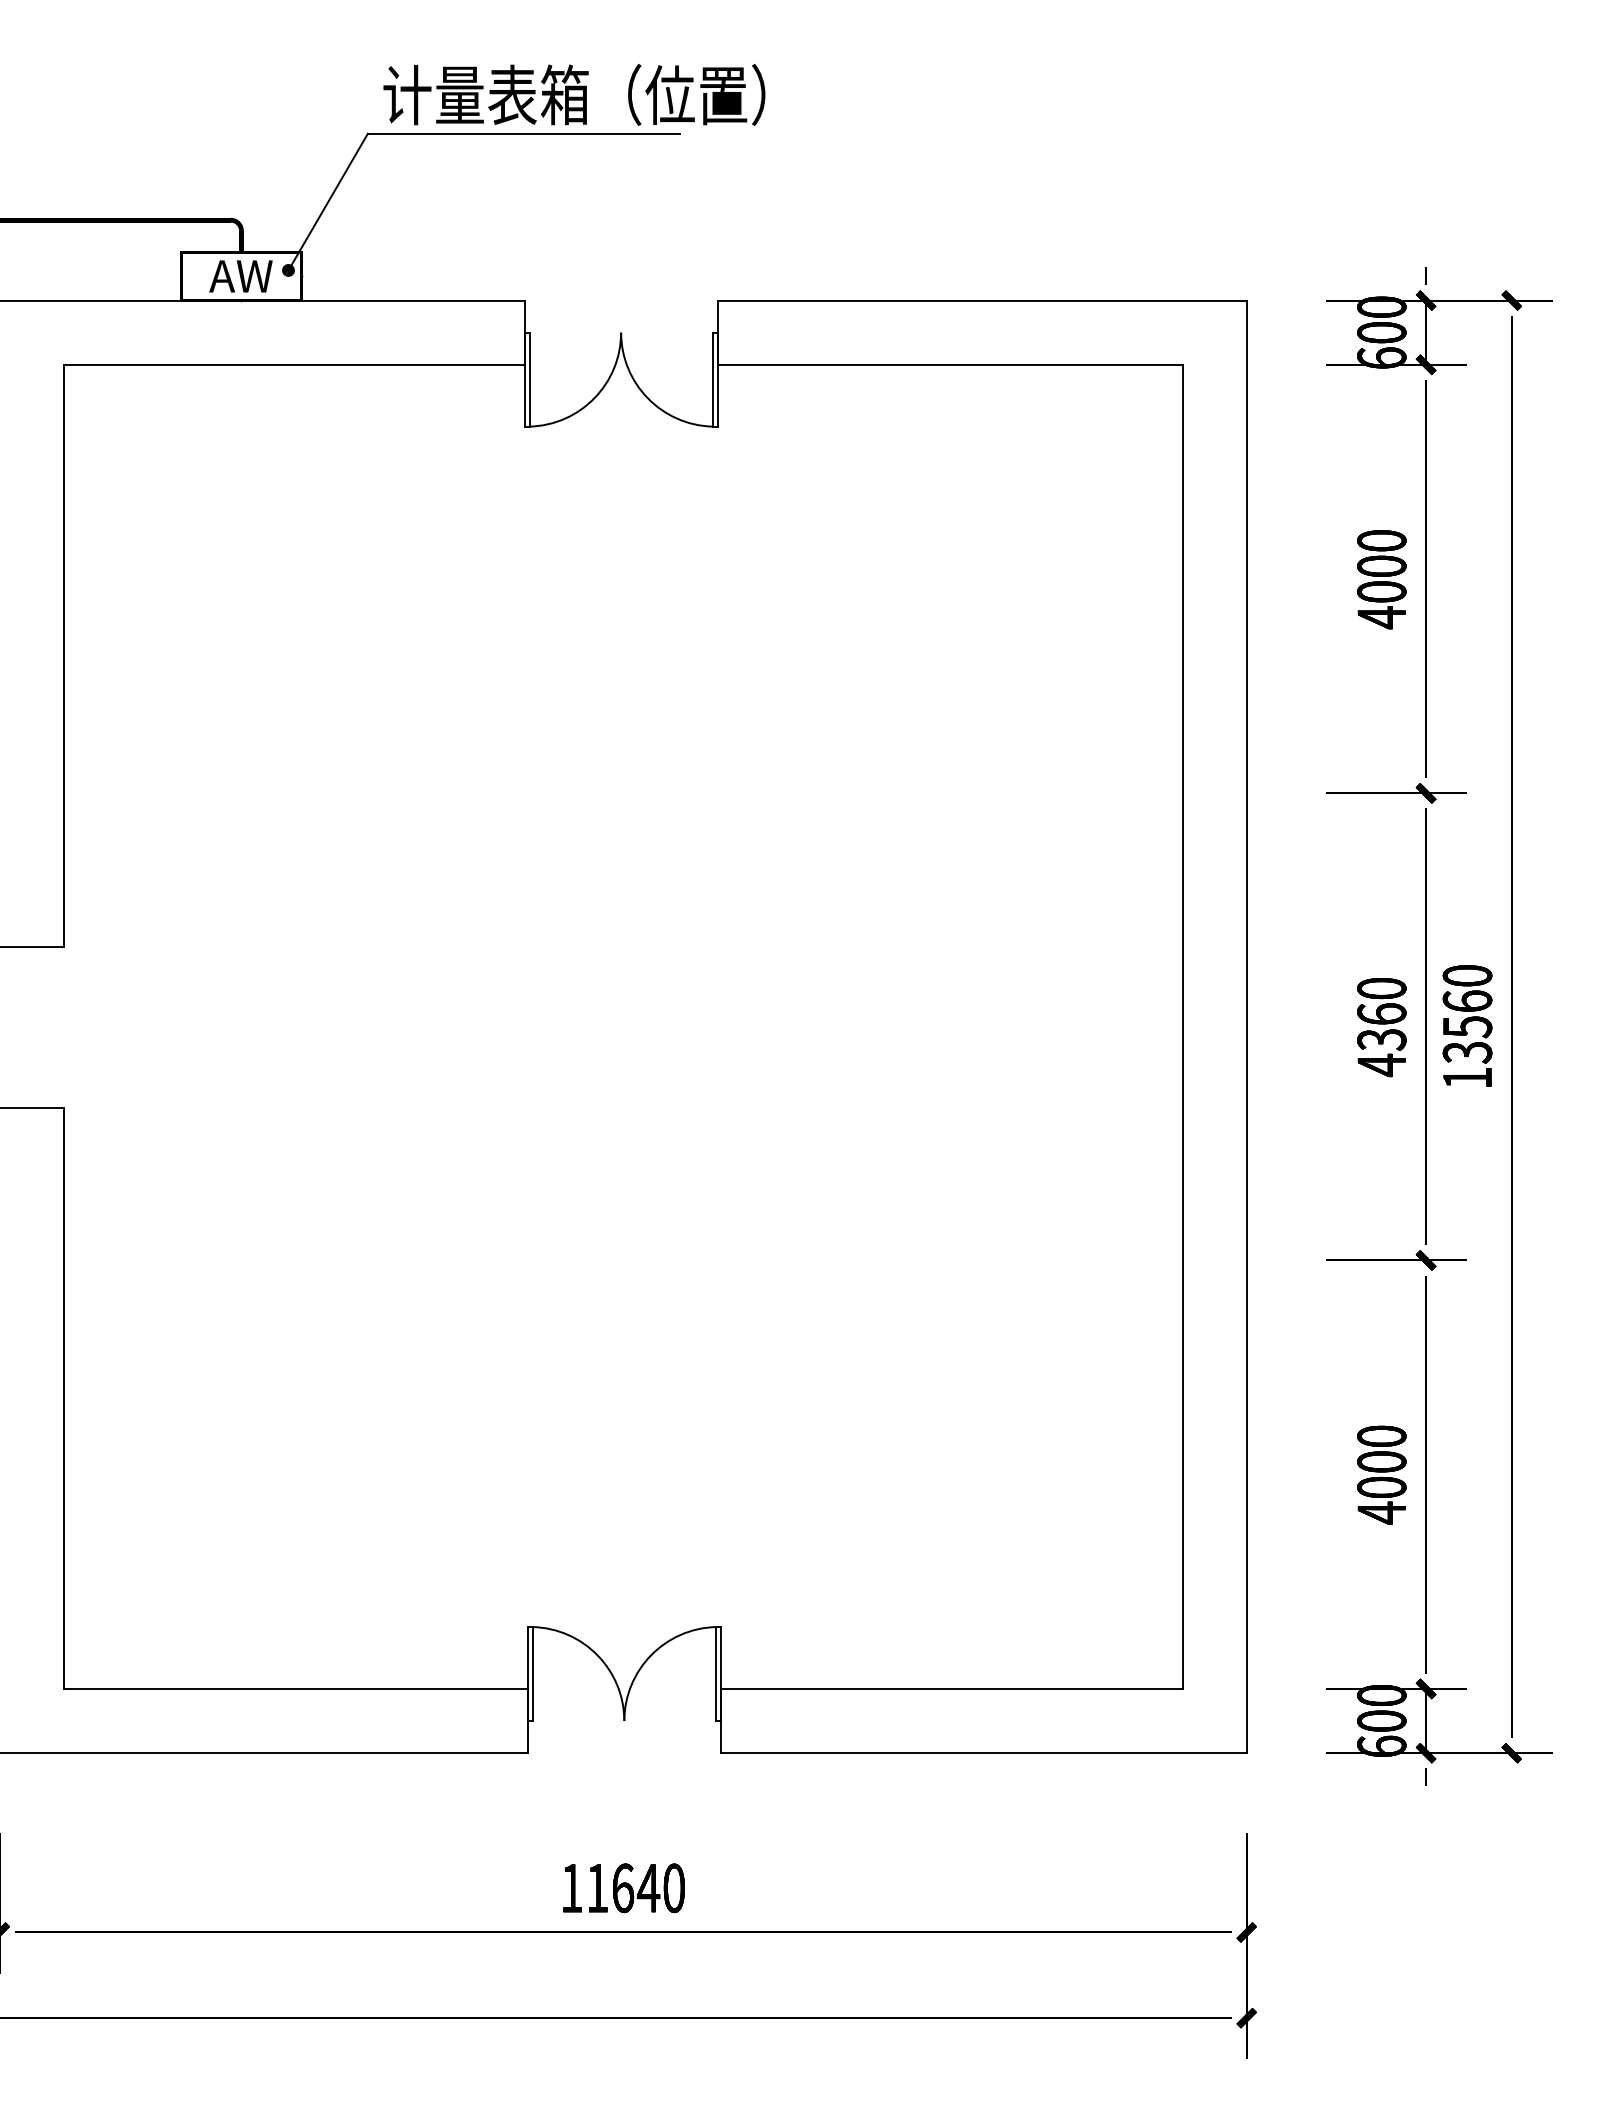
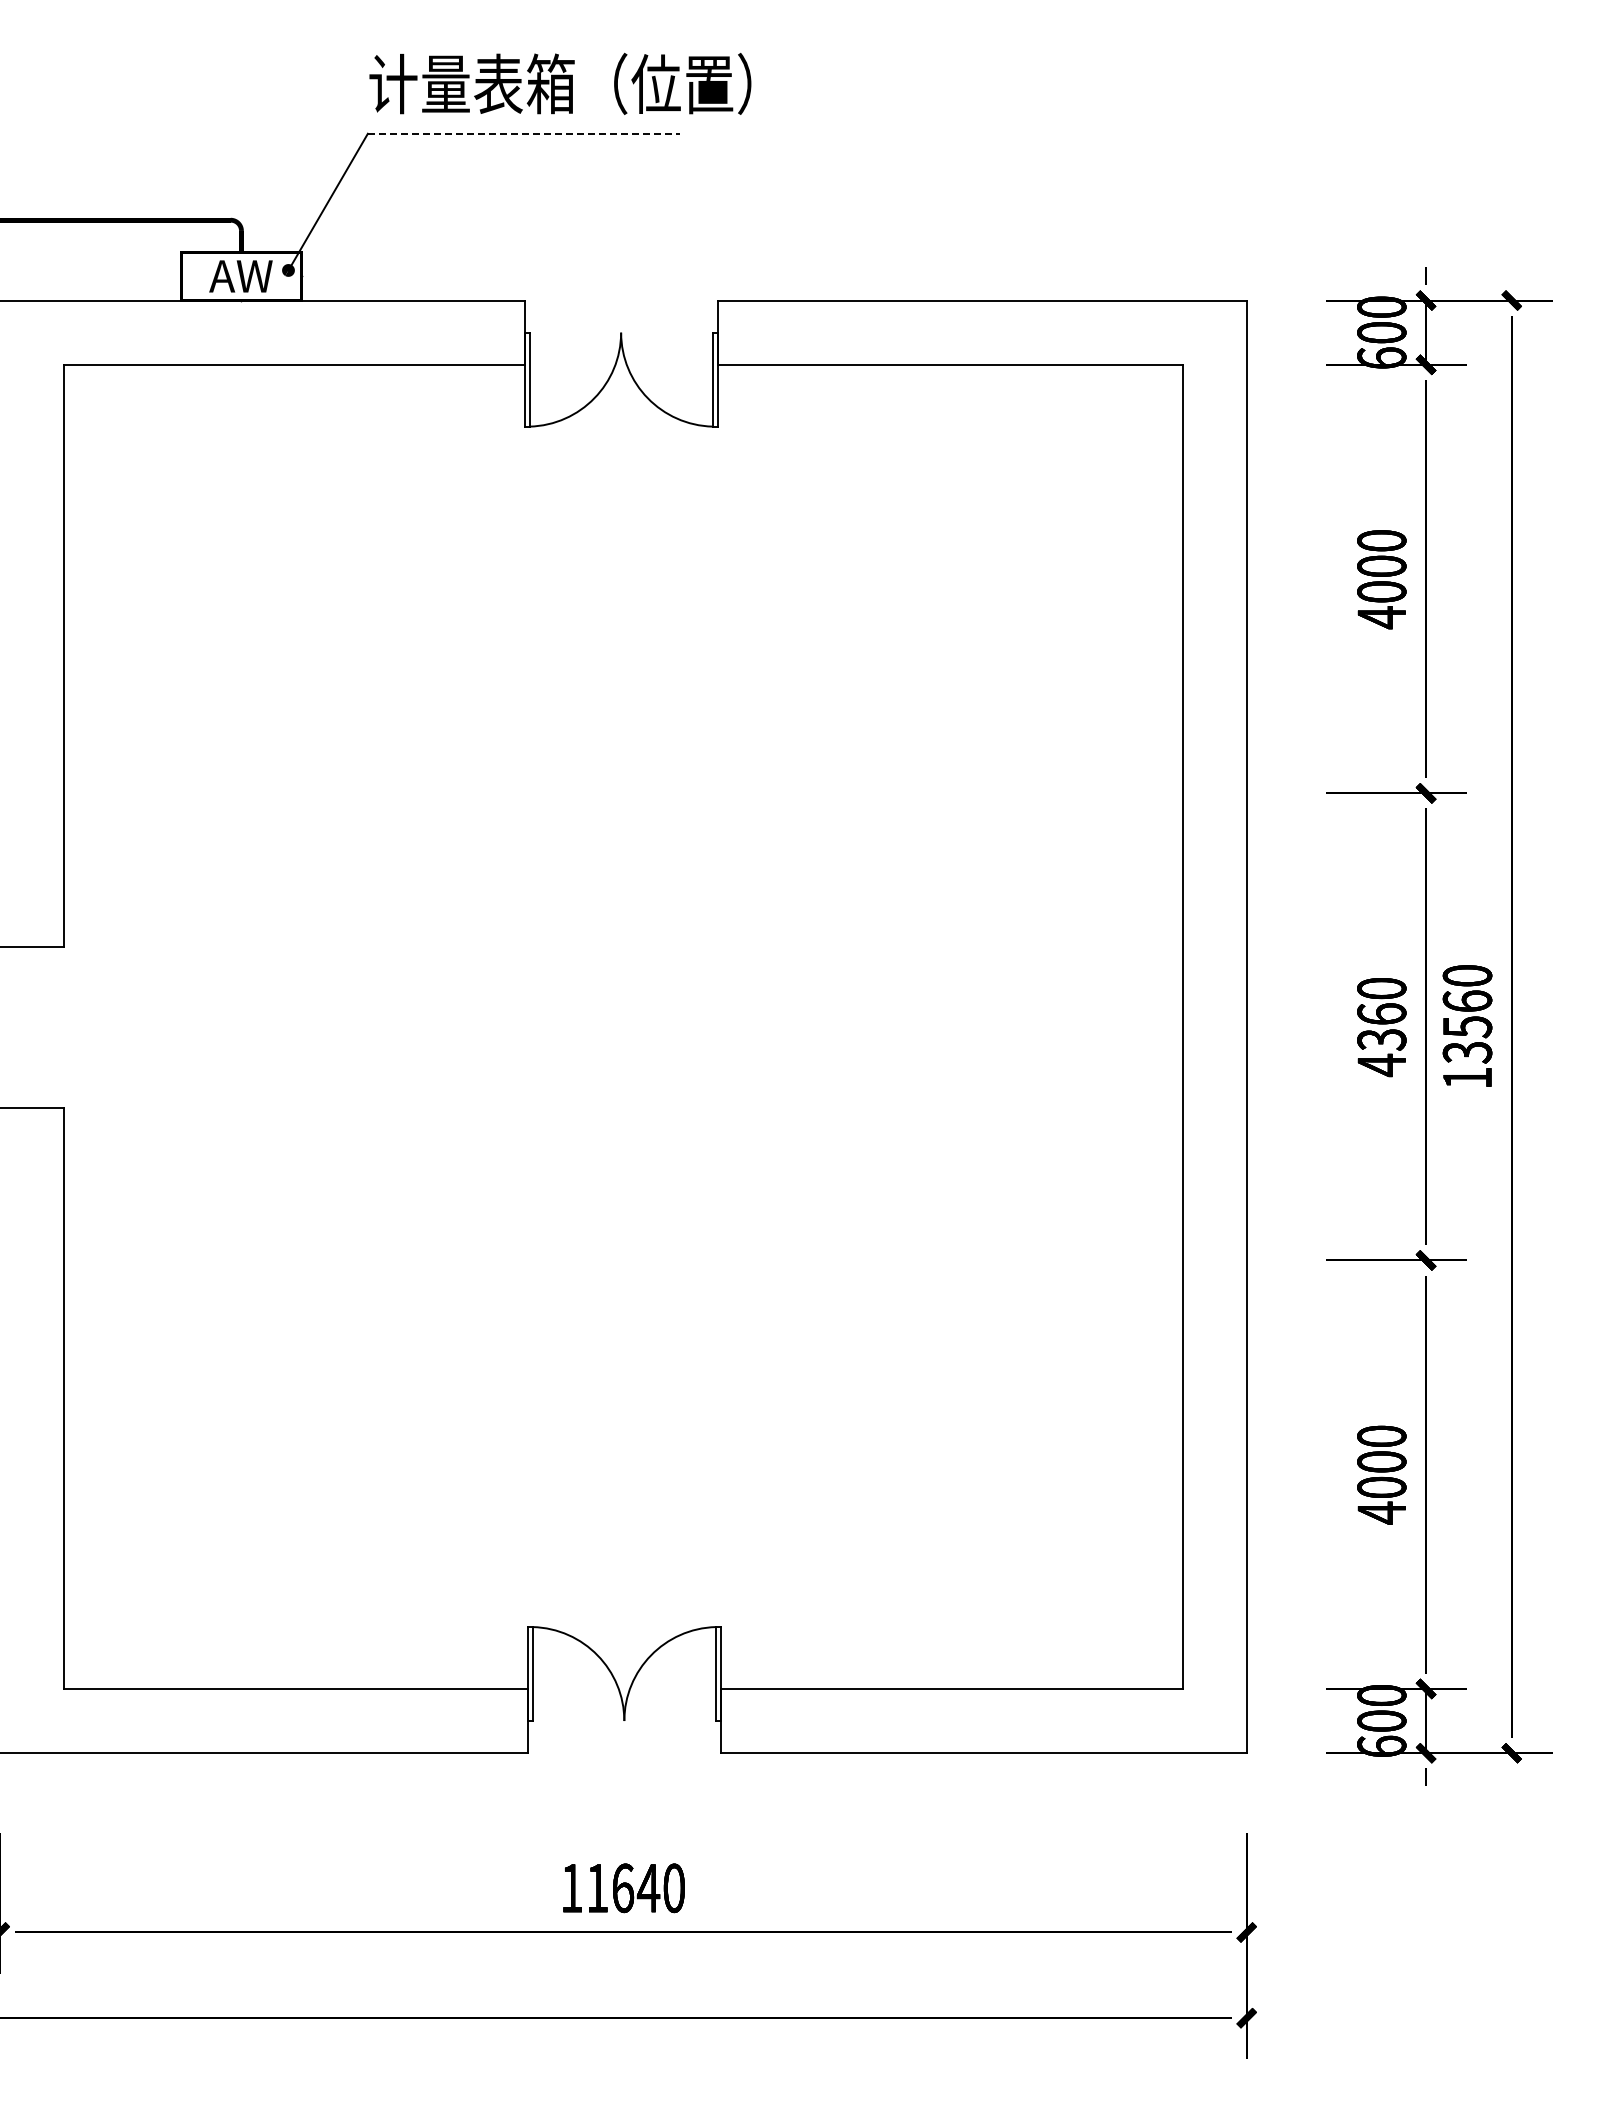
text position: (574, 94) -> (560, 83) (560, 83)
line: solid -> dashed (523, 133)
